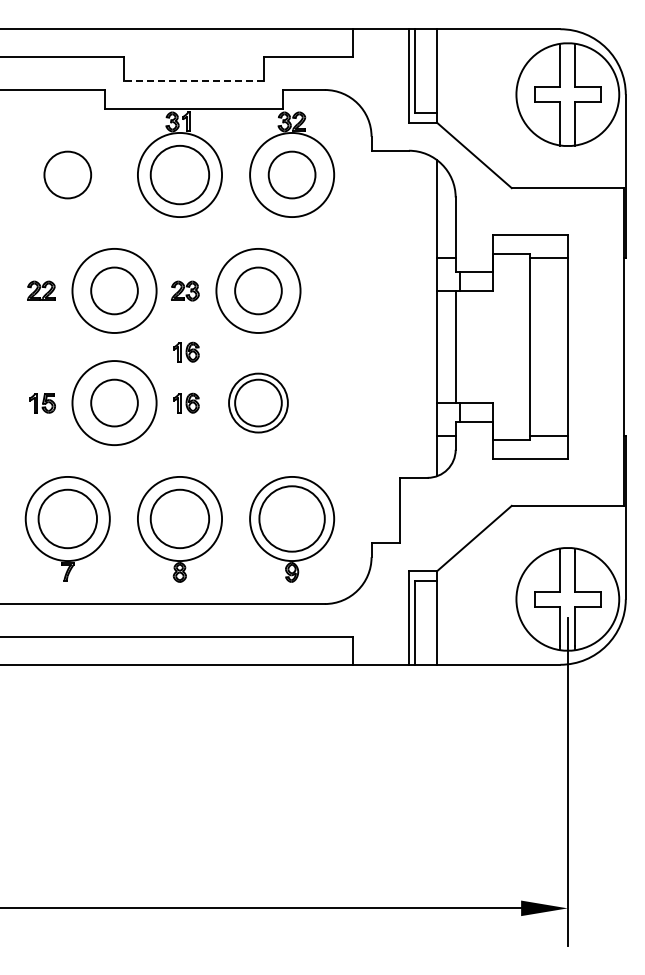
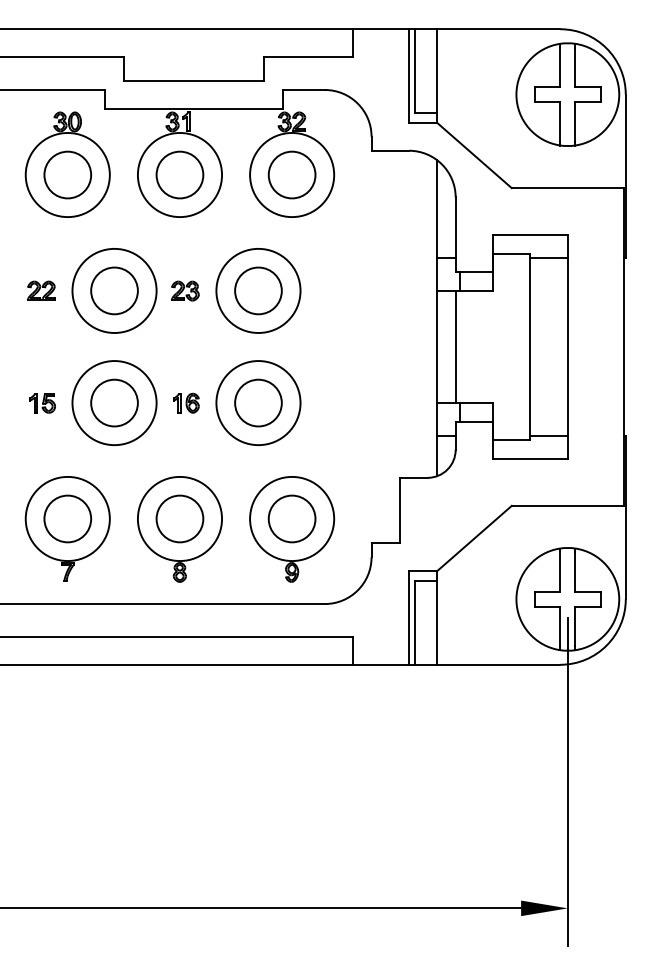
line: dashed -> solid (193, 80)
part: none -> present (67, 164)
circle diameter: 58 px -> 47 px (179, 174)
part: present -> none (186, 351)
circle diameter: 59 px -> 84 px (258, 403)
circle diameter: 58 px -> 47 px (67, 518)
circle diameter: 58 px -> 47 px (179, 518)
circle diameter: 65 px -> 47 px (291, 518)
